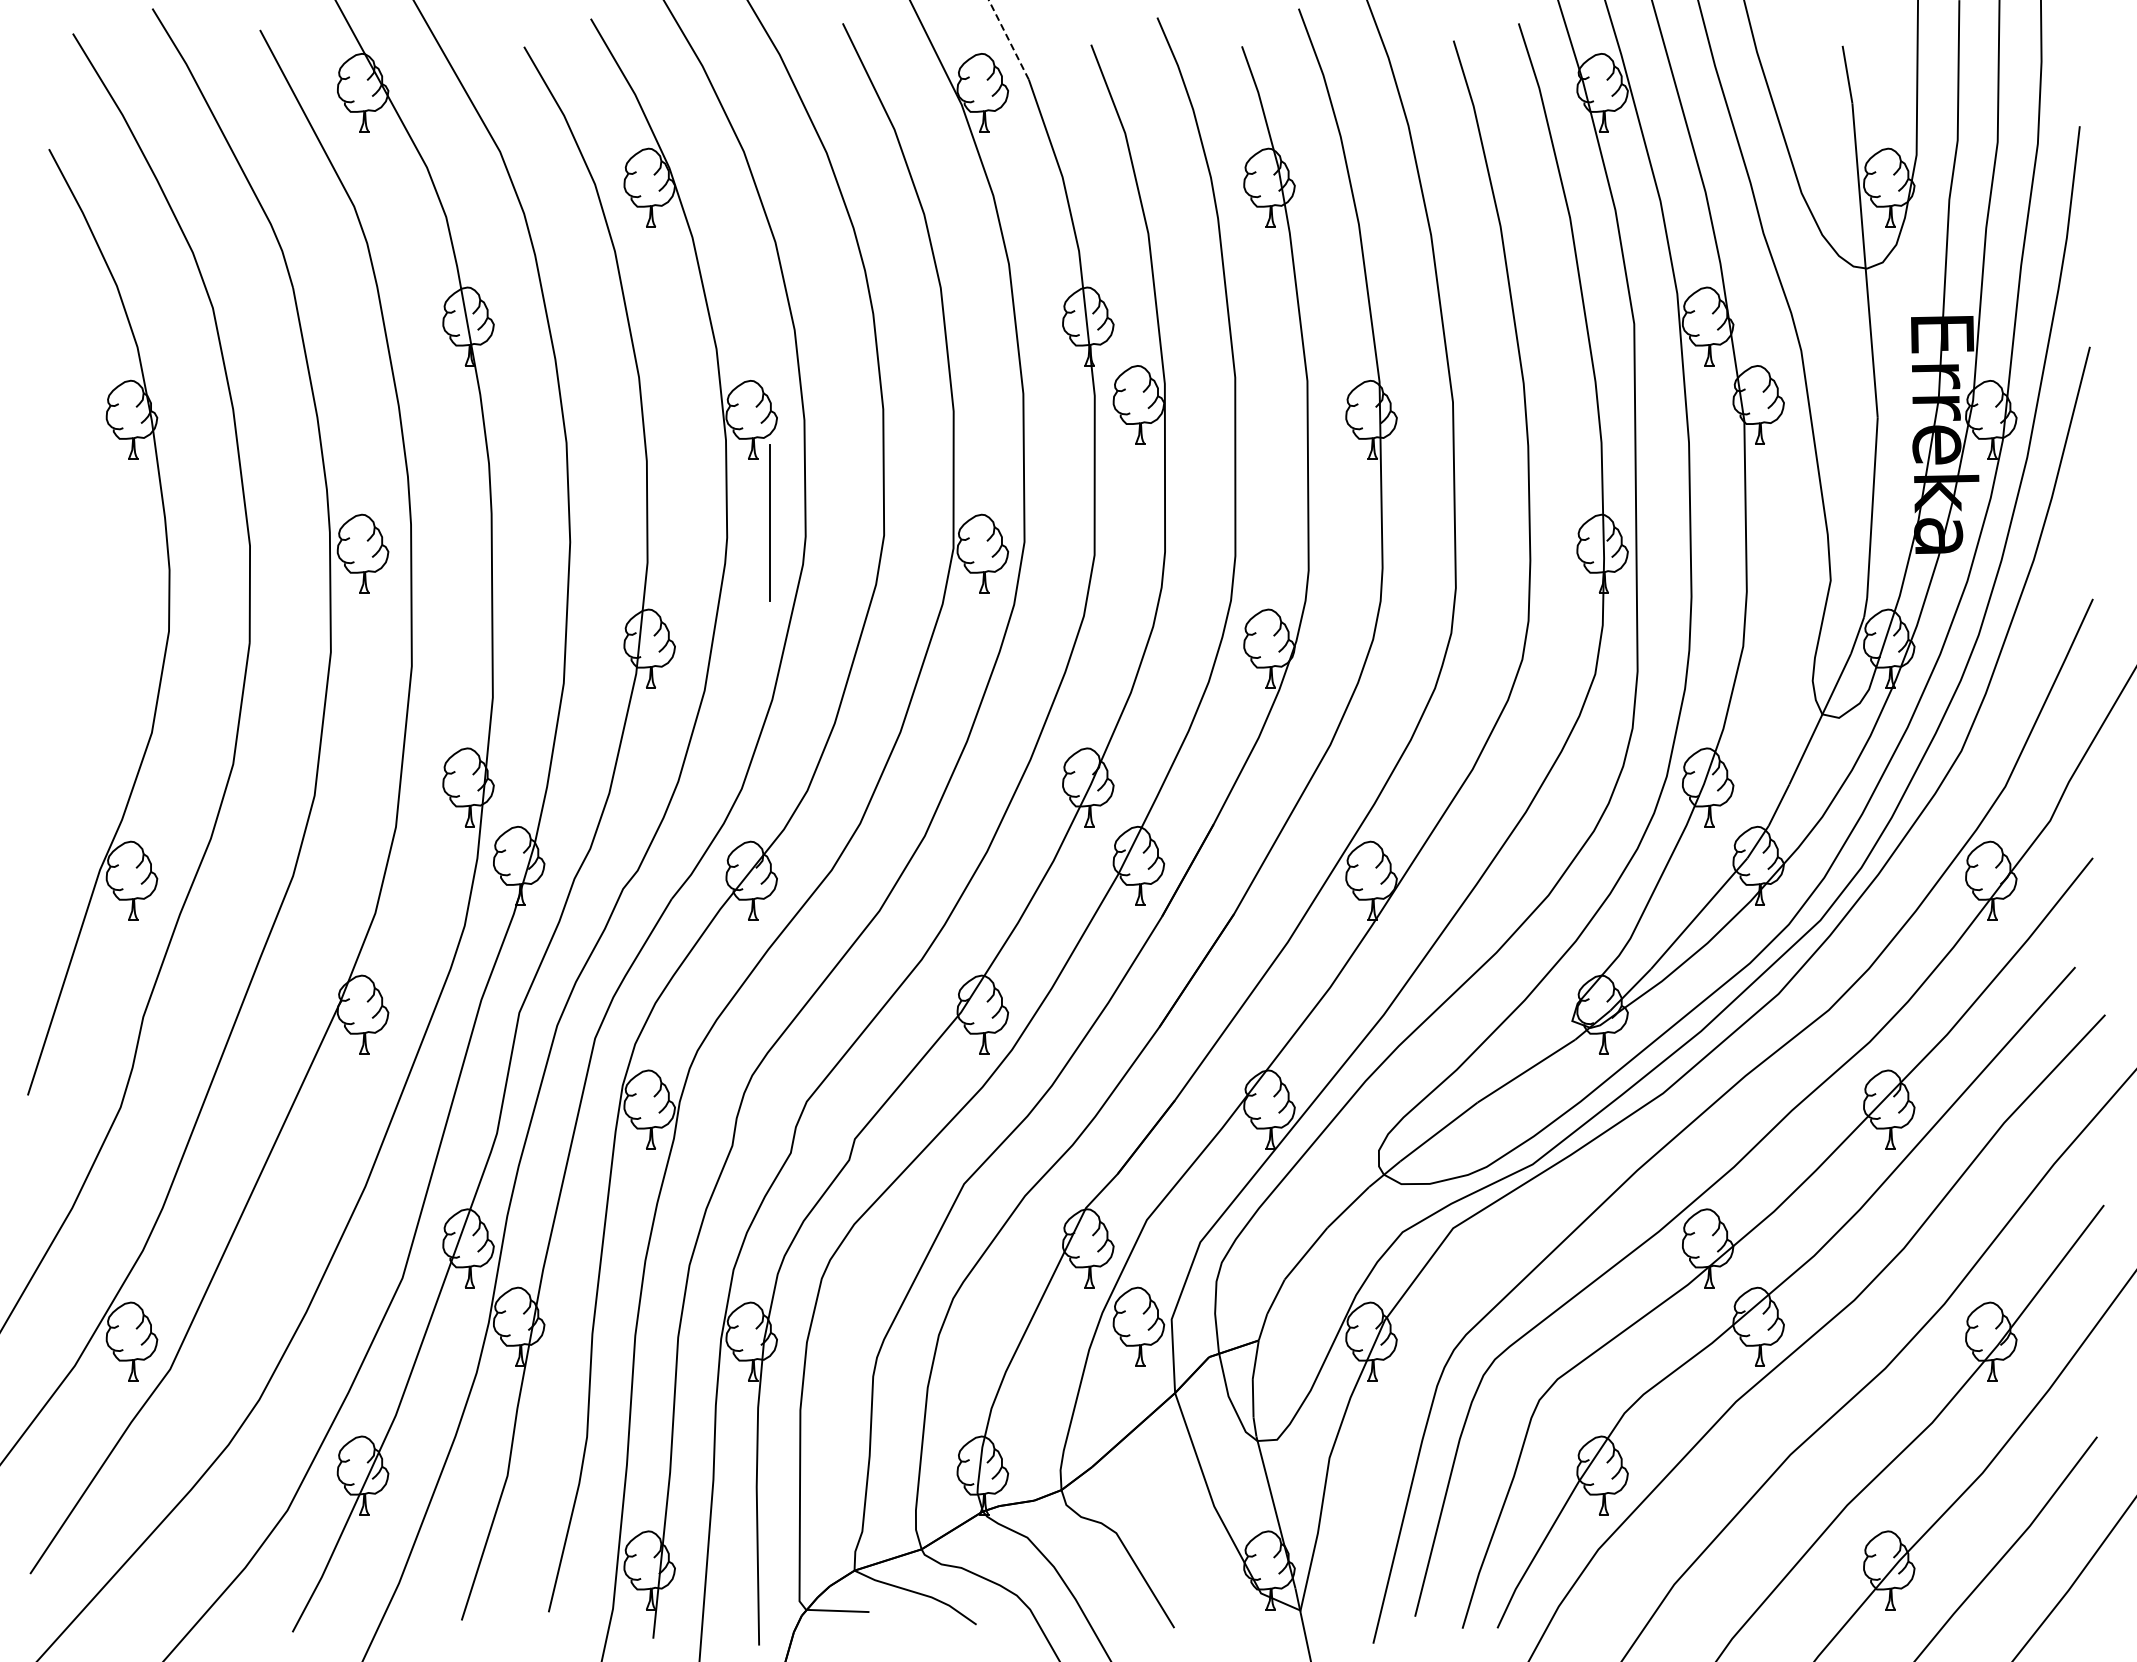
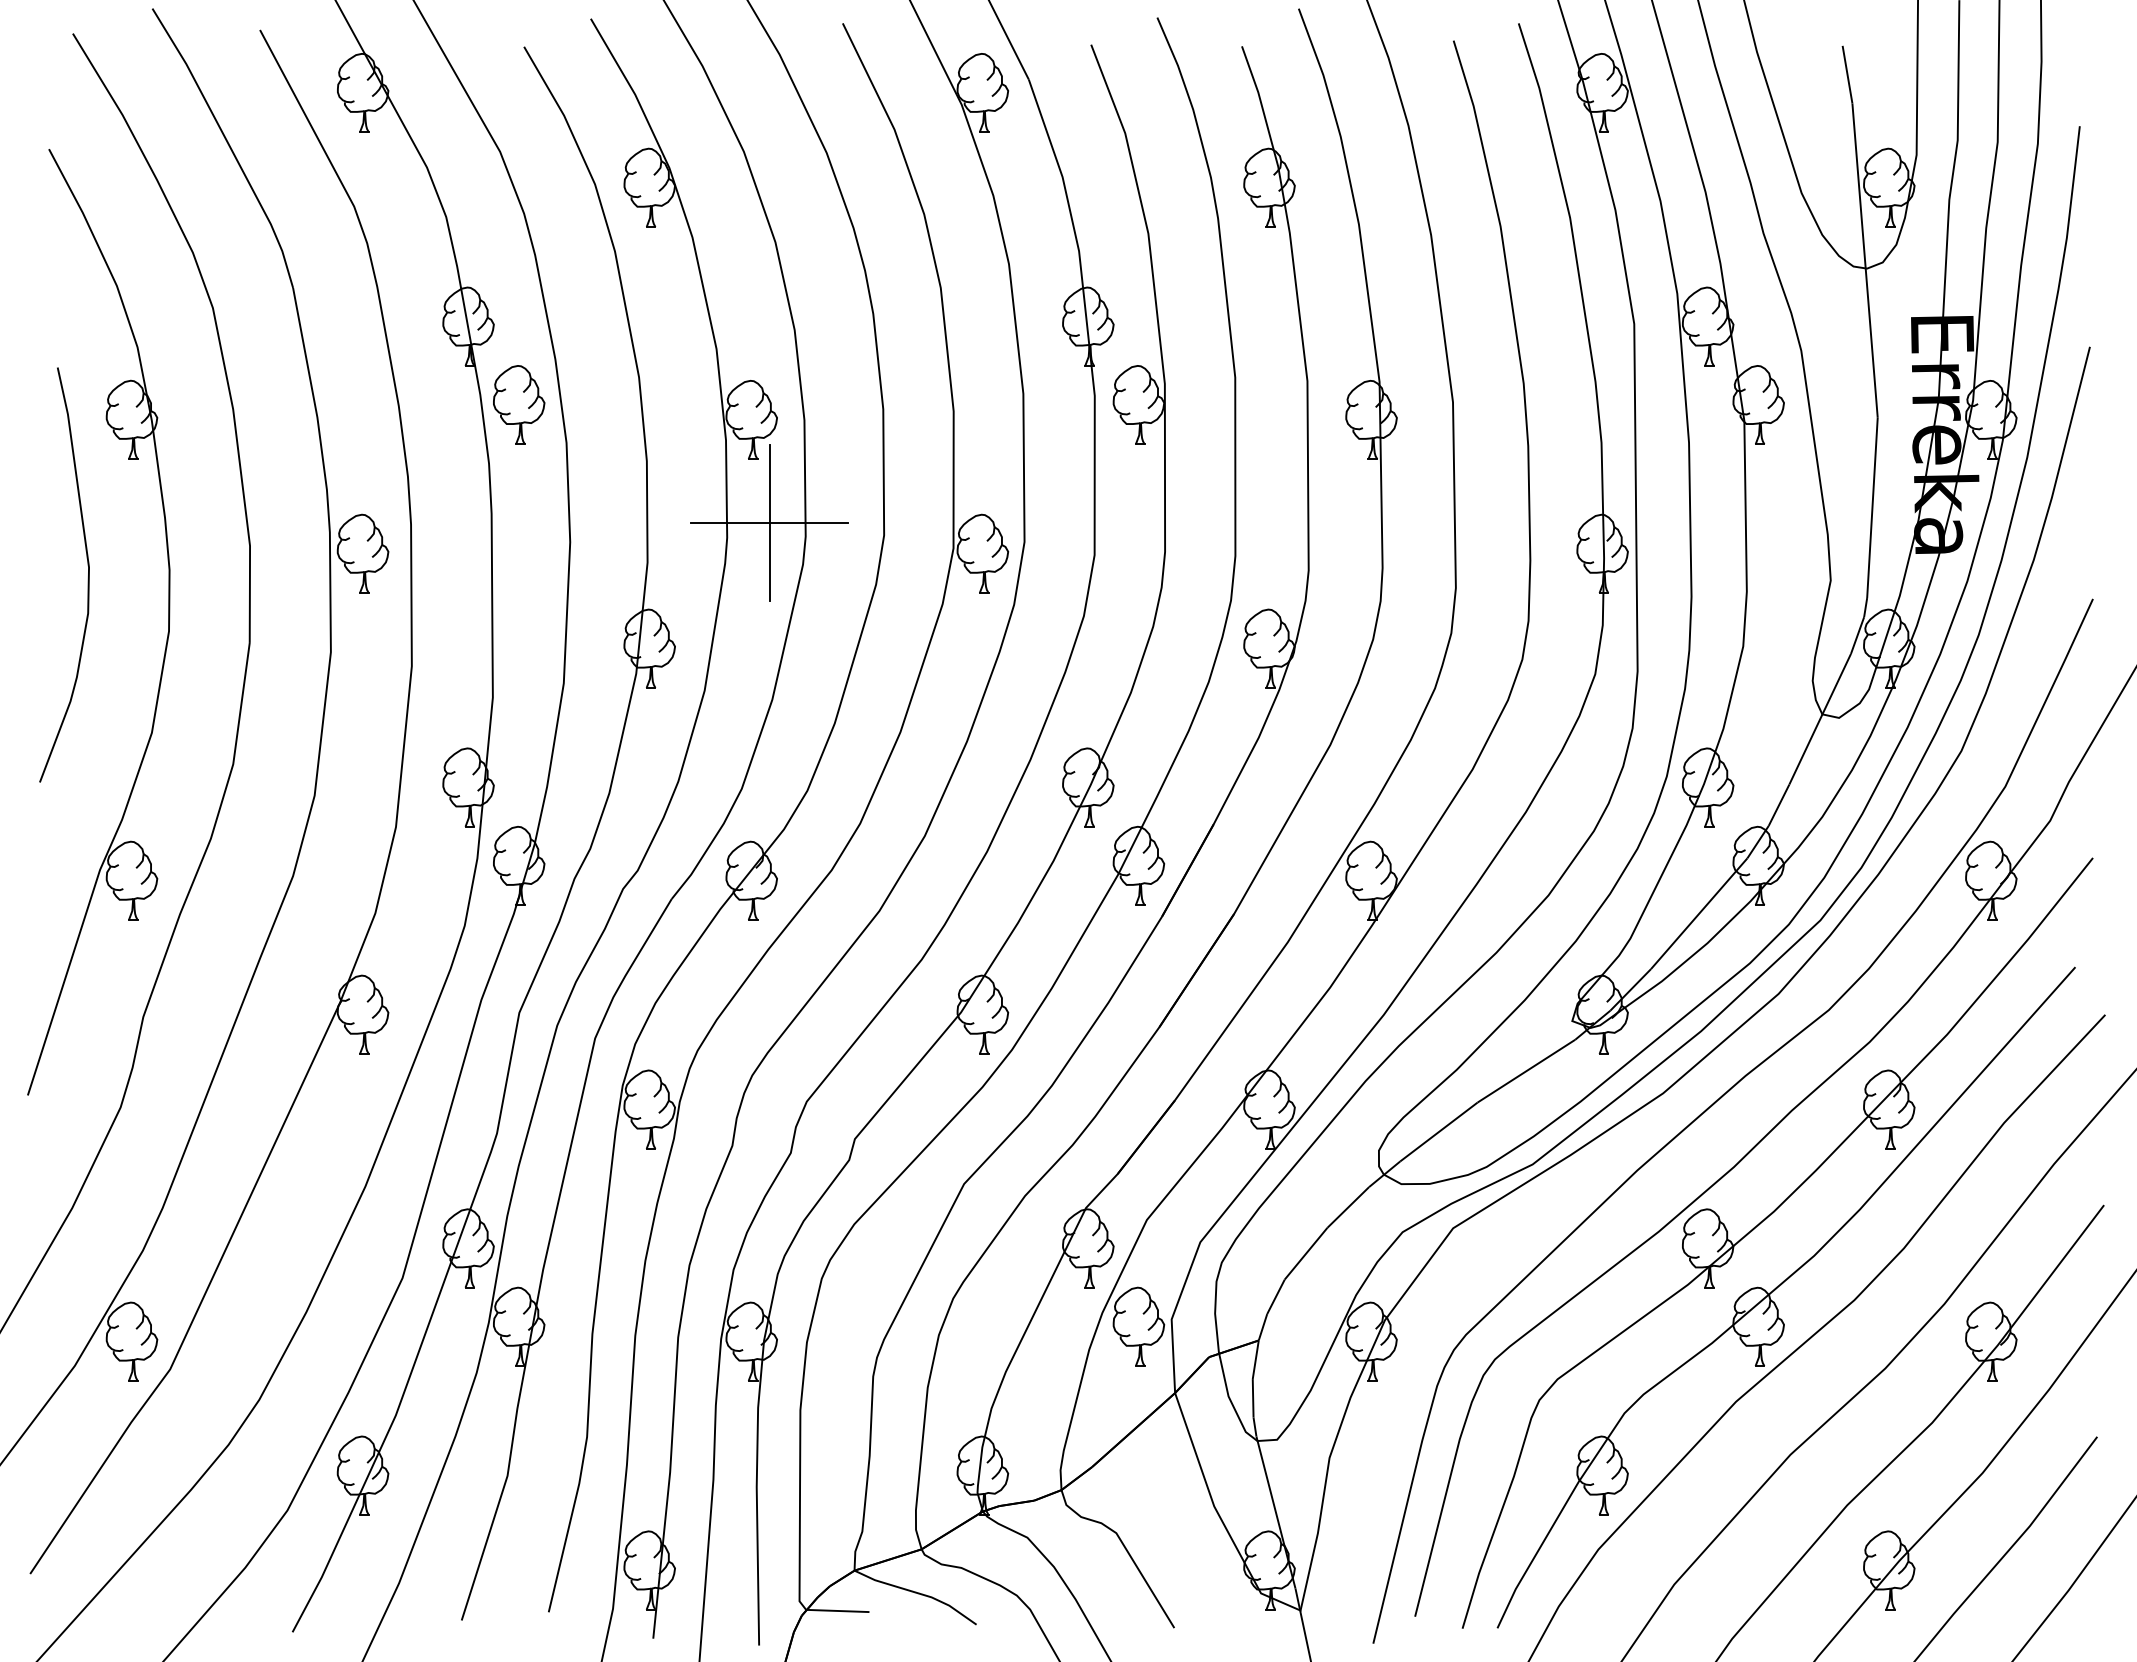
line: dashed -> solid (1008, 39)
part: none -> present (519, 404)
line: none -> present (769, 522)
curve: none -> present (87, 578)
